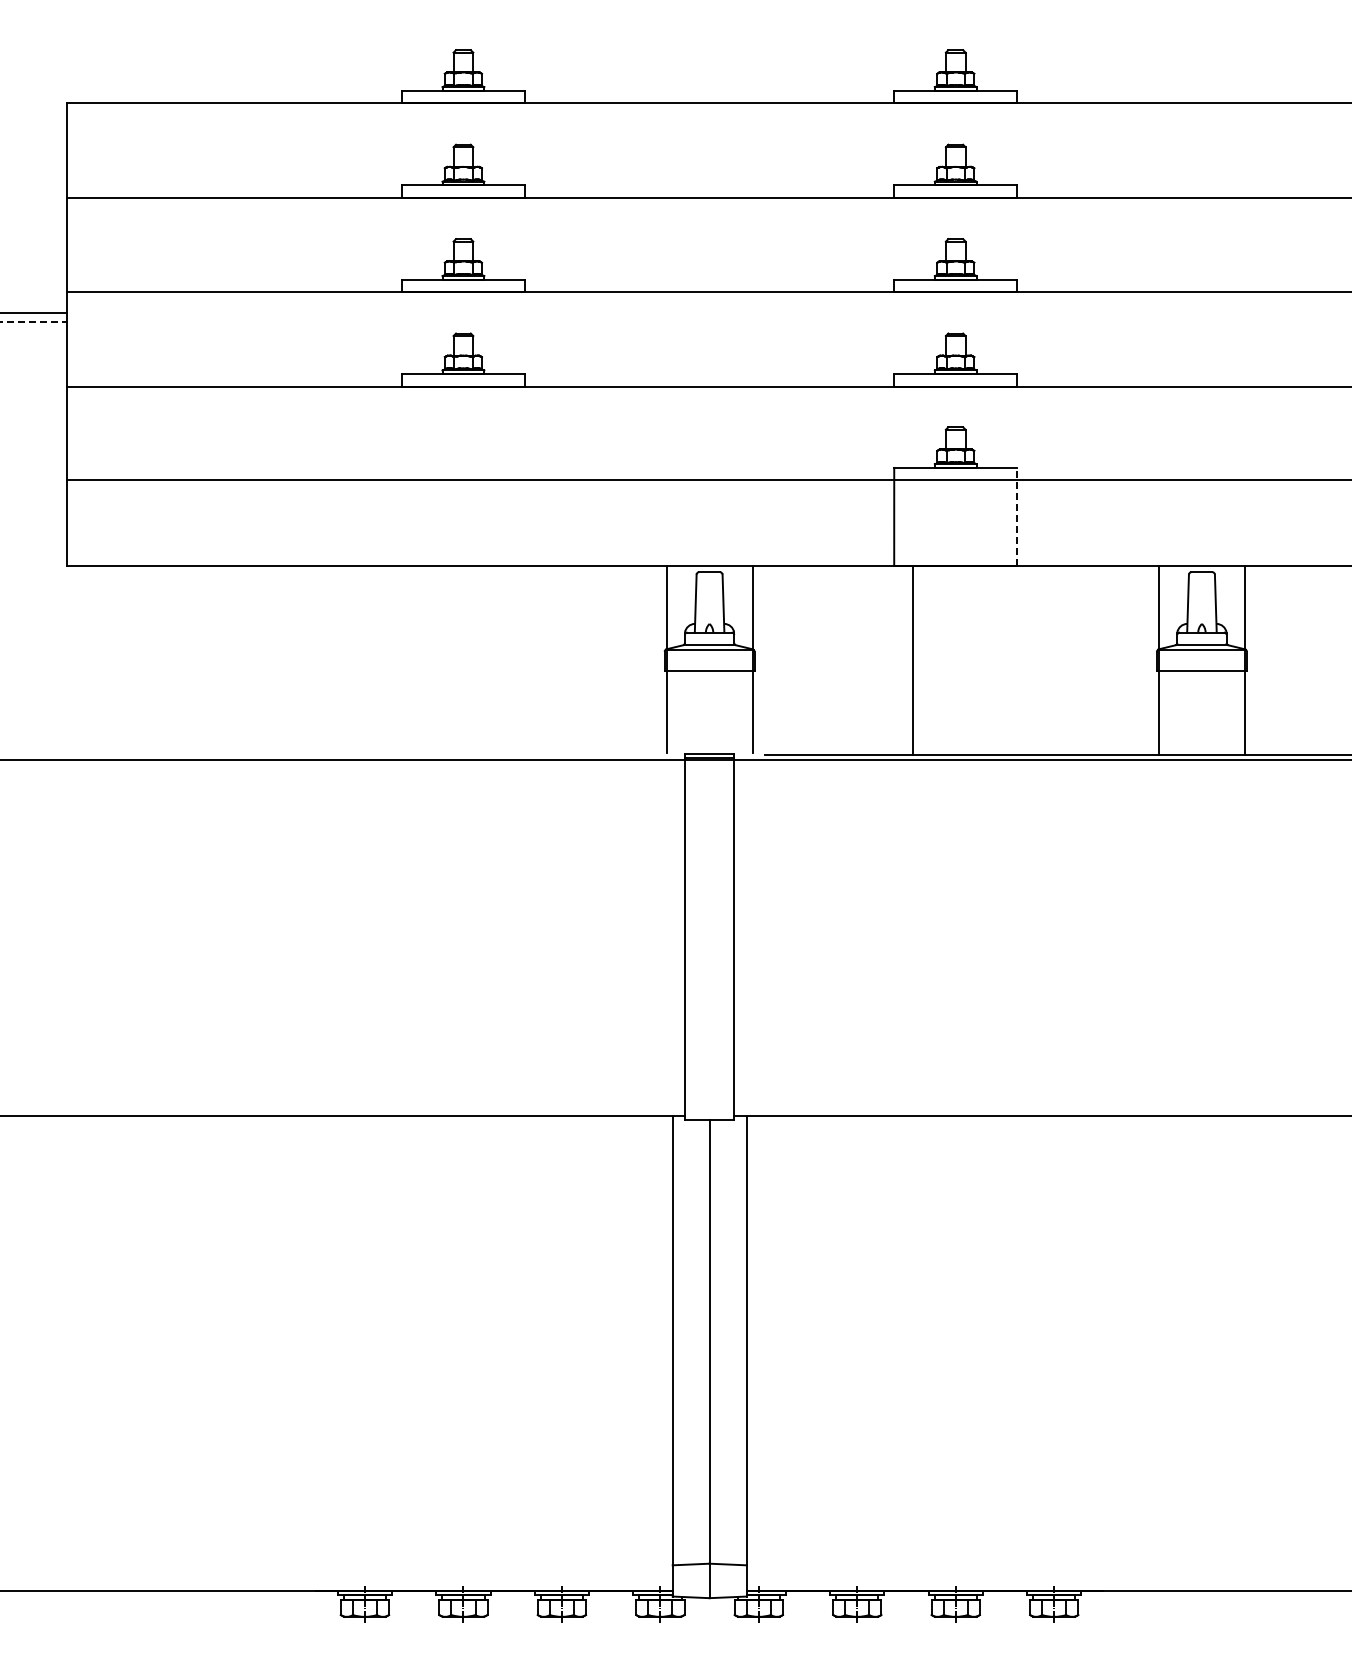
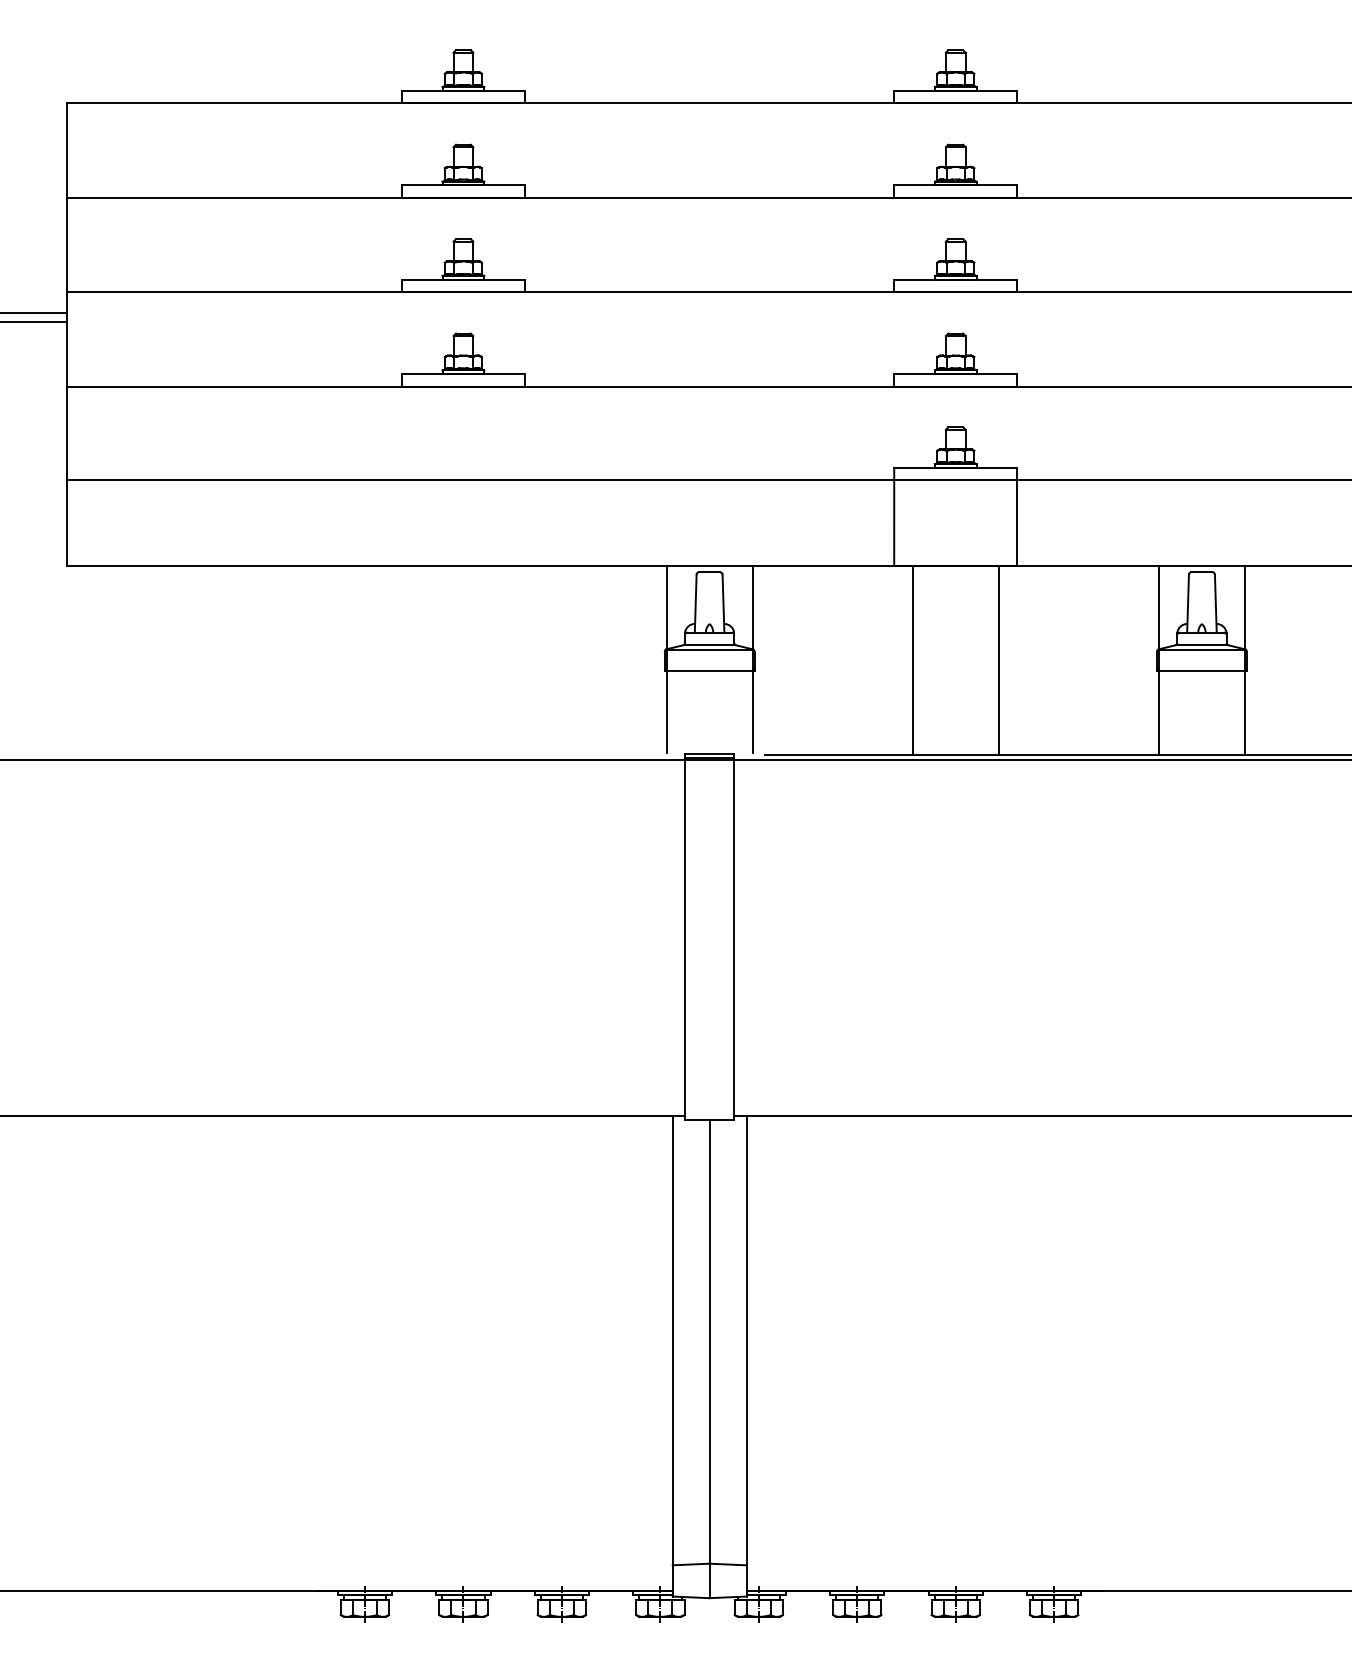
line: dashed -> solid (34, 321)
line: dashed -> solid (1017, 516)
line: none -> present (998, 660)
